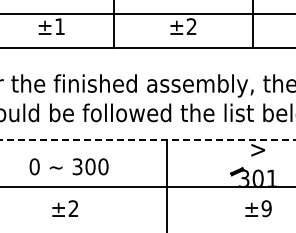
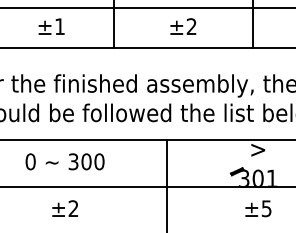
line position: (147, 14) -> (147, 8) (147, 8)
line: dashed -> solid (148, 140)
text position: (68, 166) -> (64, 161) (64, 161)
text: ±9 -> ±5 (266, 208)
